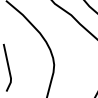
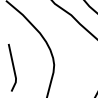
line position: (7, 67) -> (12, 67) (12, 67)
